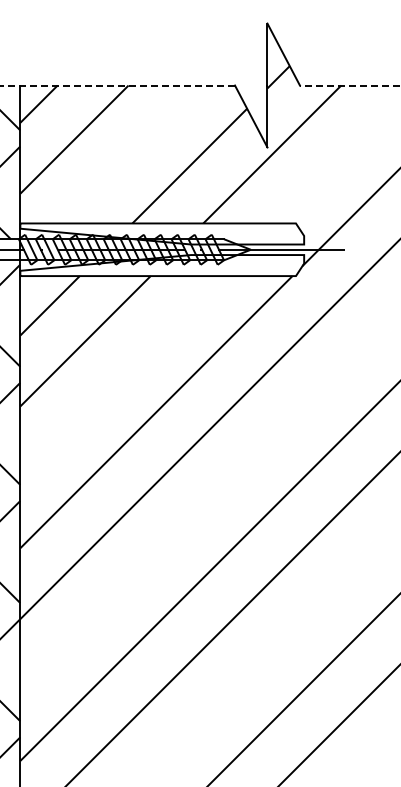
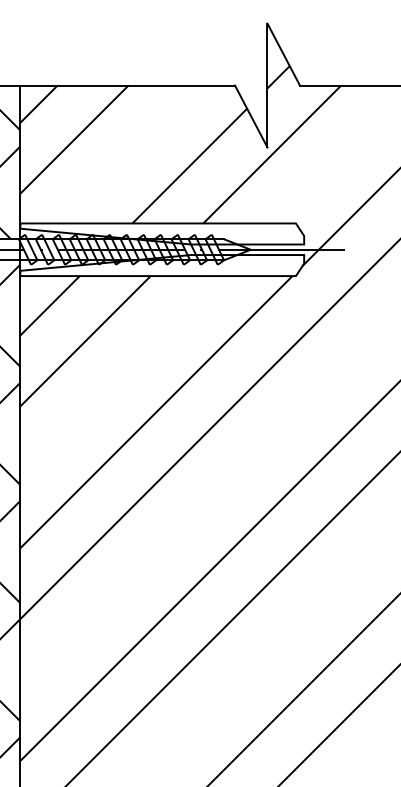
line: dashed -> solid (117, 85)
line: dashed -> solid (349, 85)
